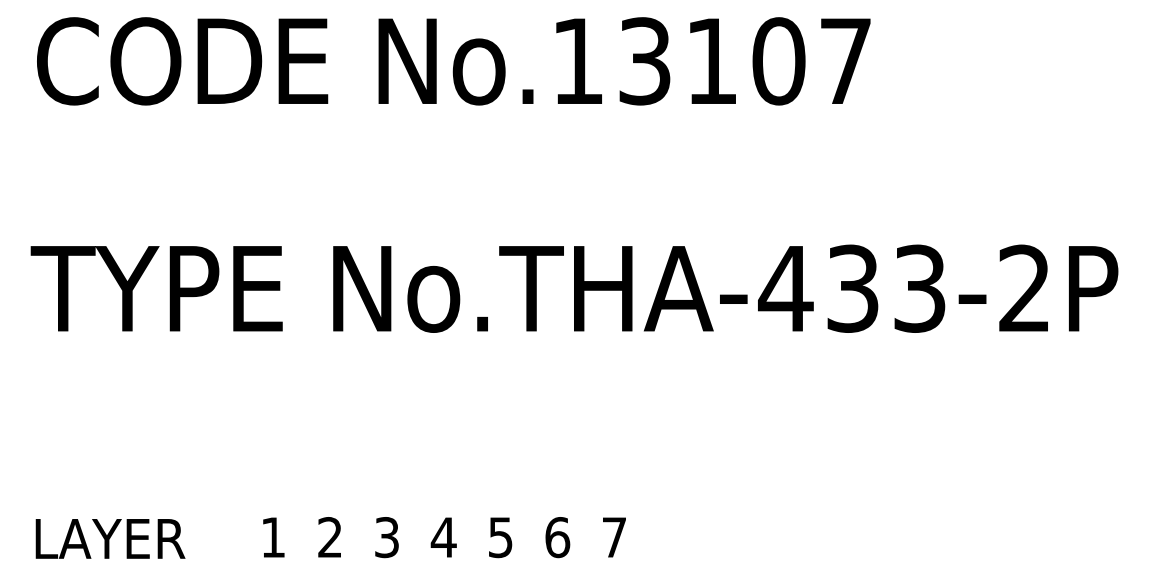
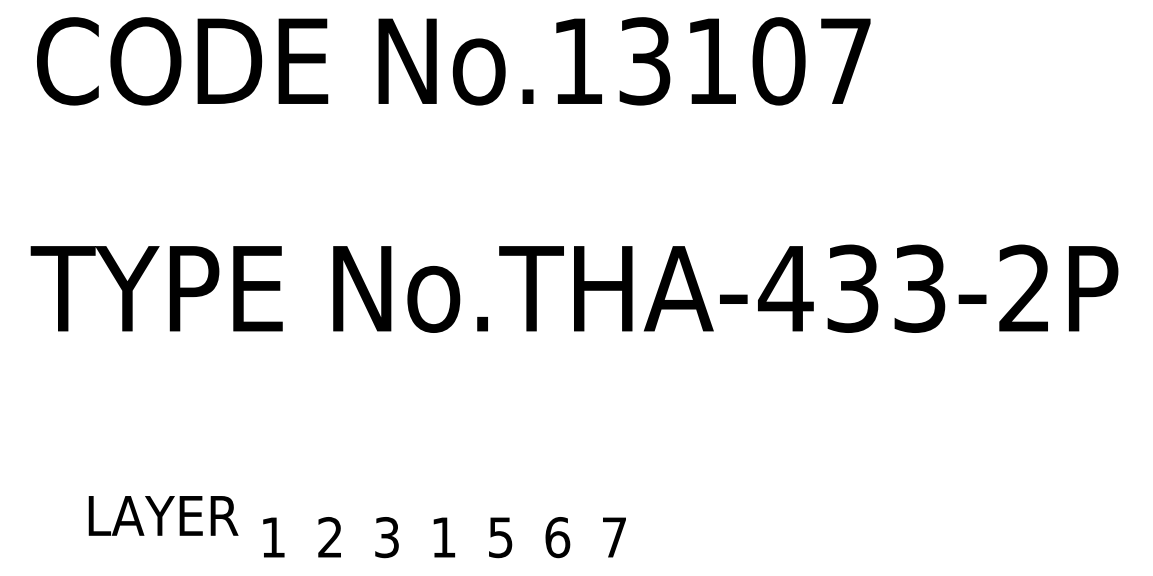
text: 4 -> 1 (443, 537)
text position: (110, 538) -> (163, 515) (163, 515)
